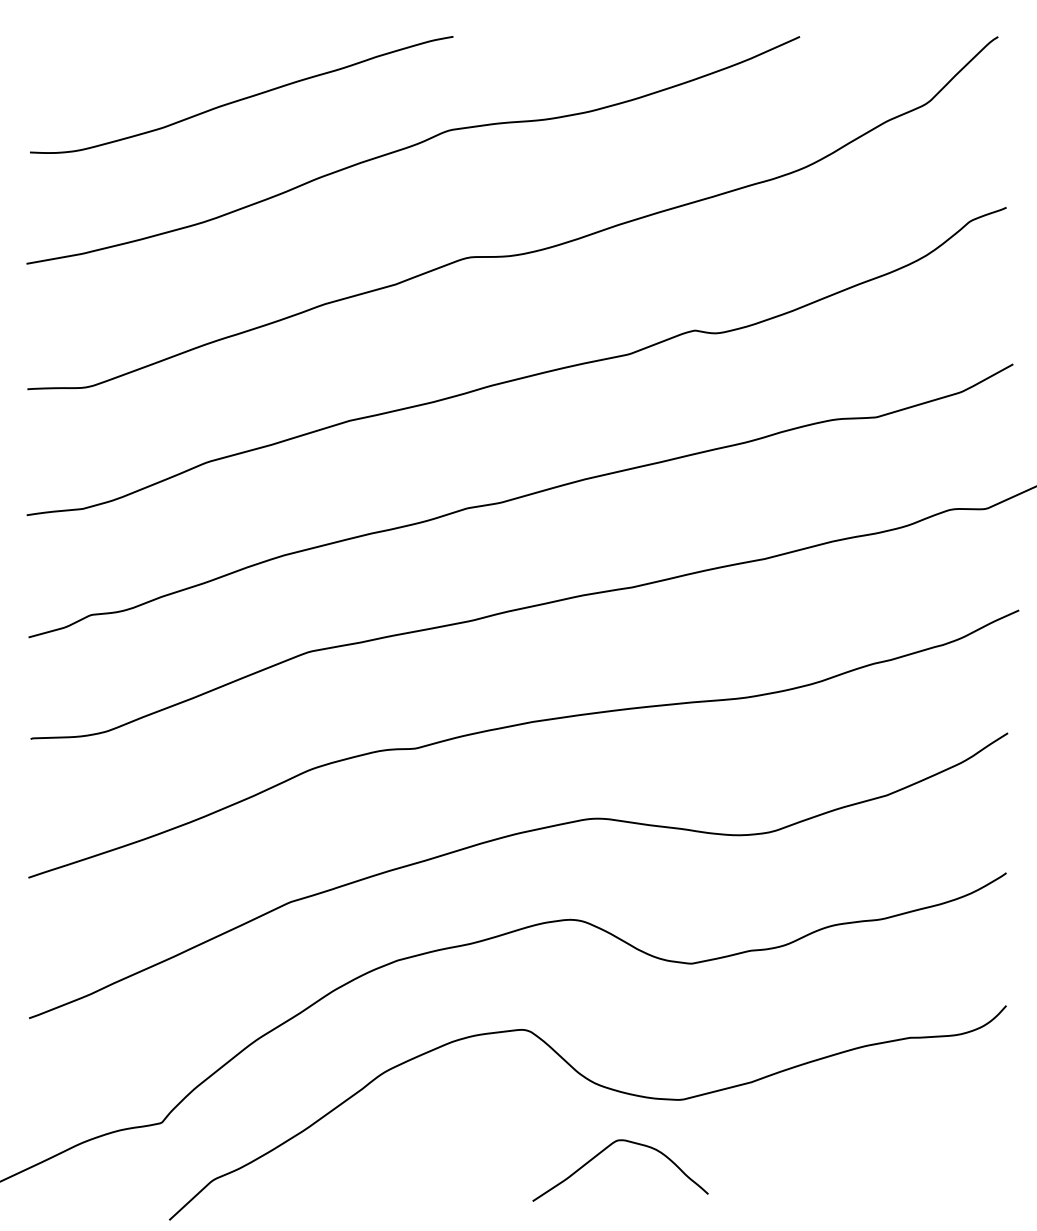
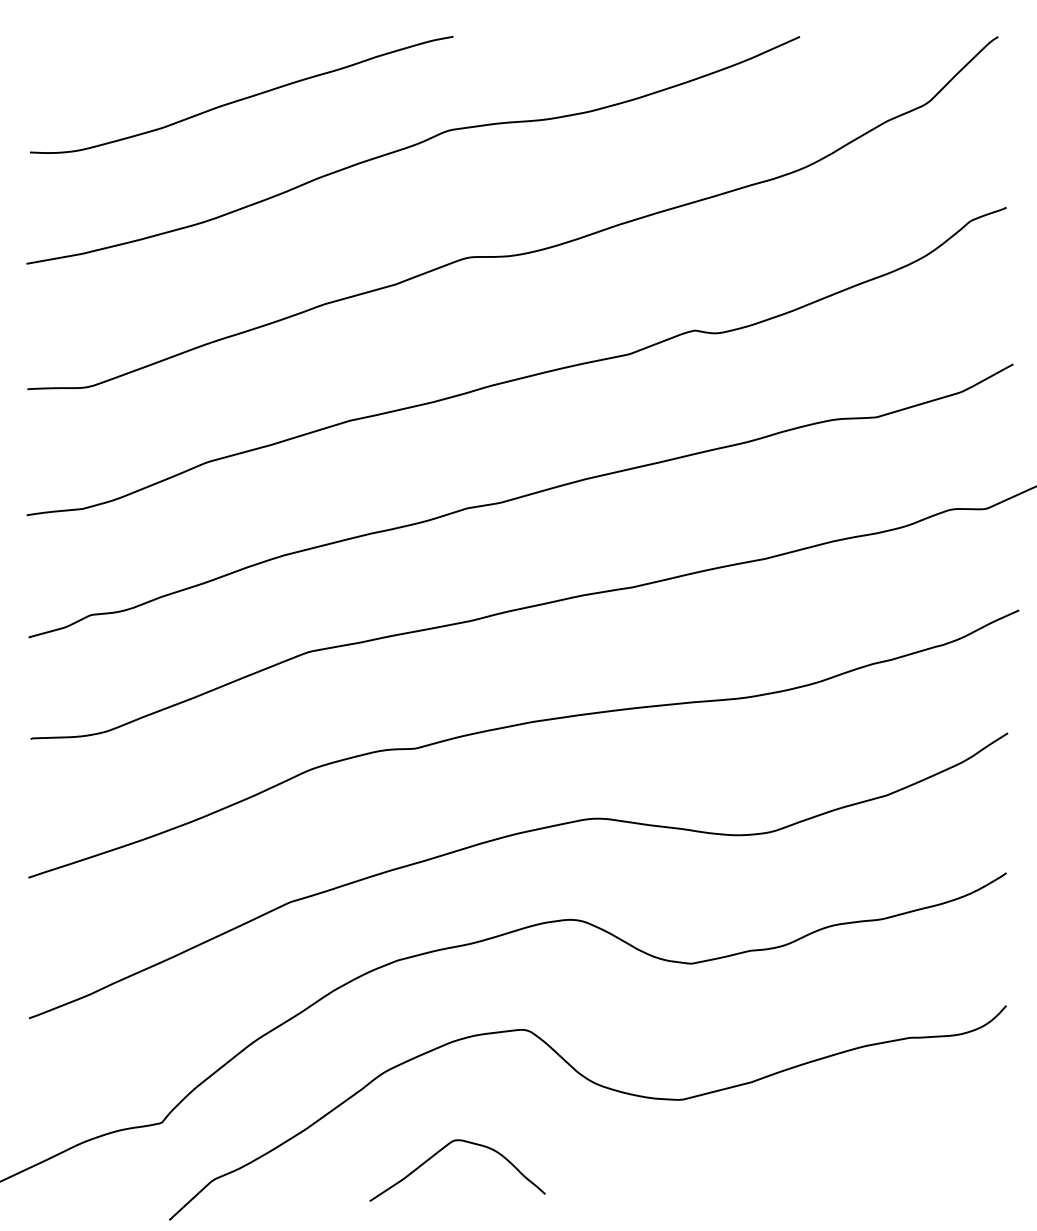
curve position: (606, 1149) -> (443, 1149) (443, 1149)
